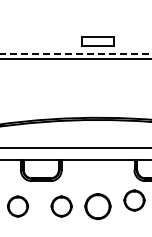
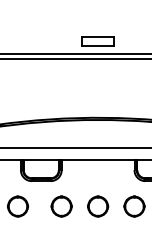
line: dashed -> solid (76, 53)
part position: (134, 200) -> (134, 206) (134, 206)
part size: 28x27 px -> 23x23 px (98, 206)
